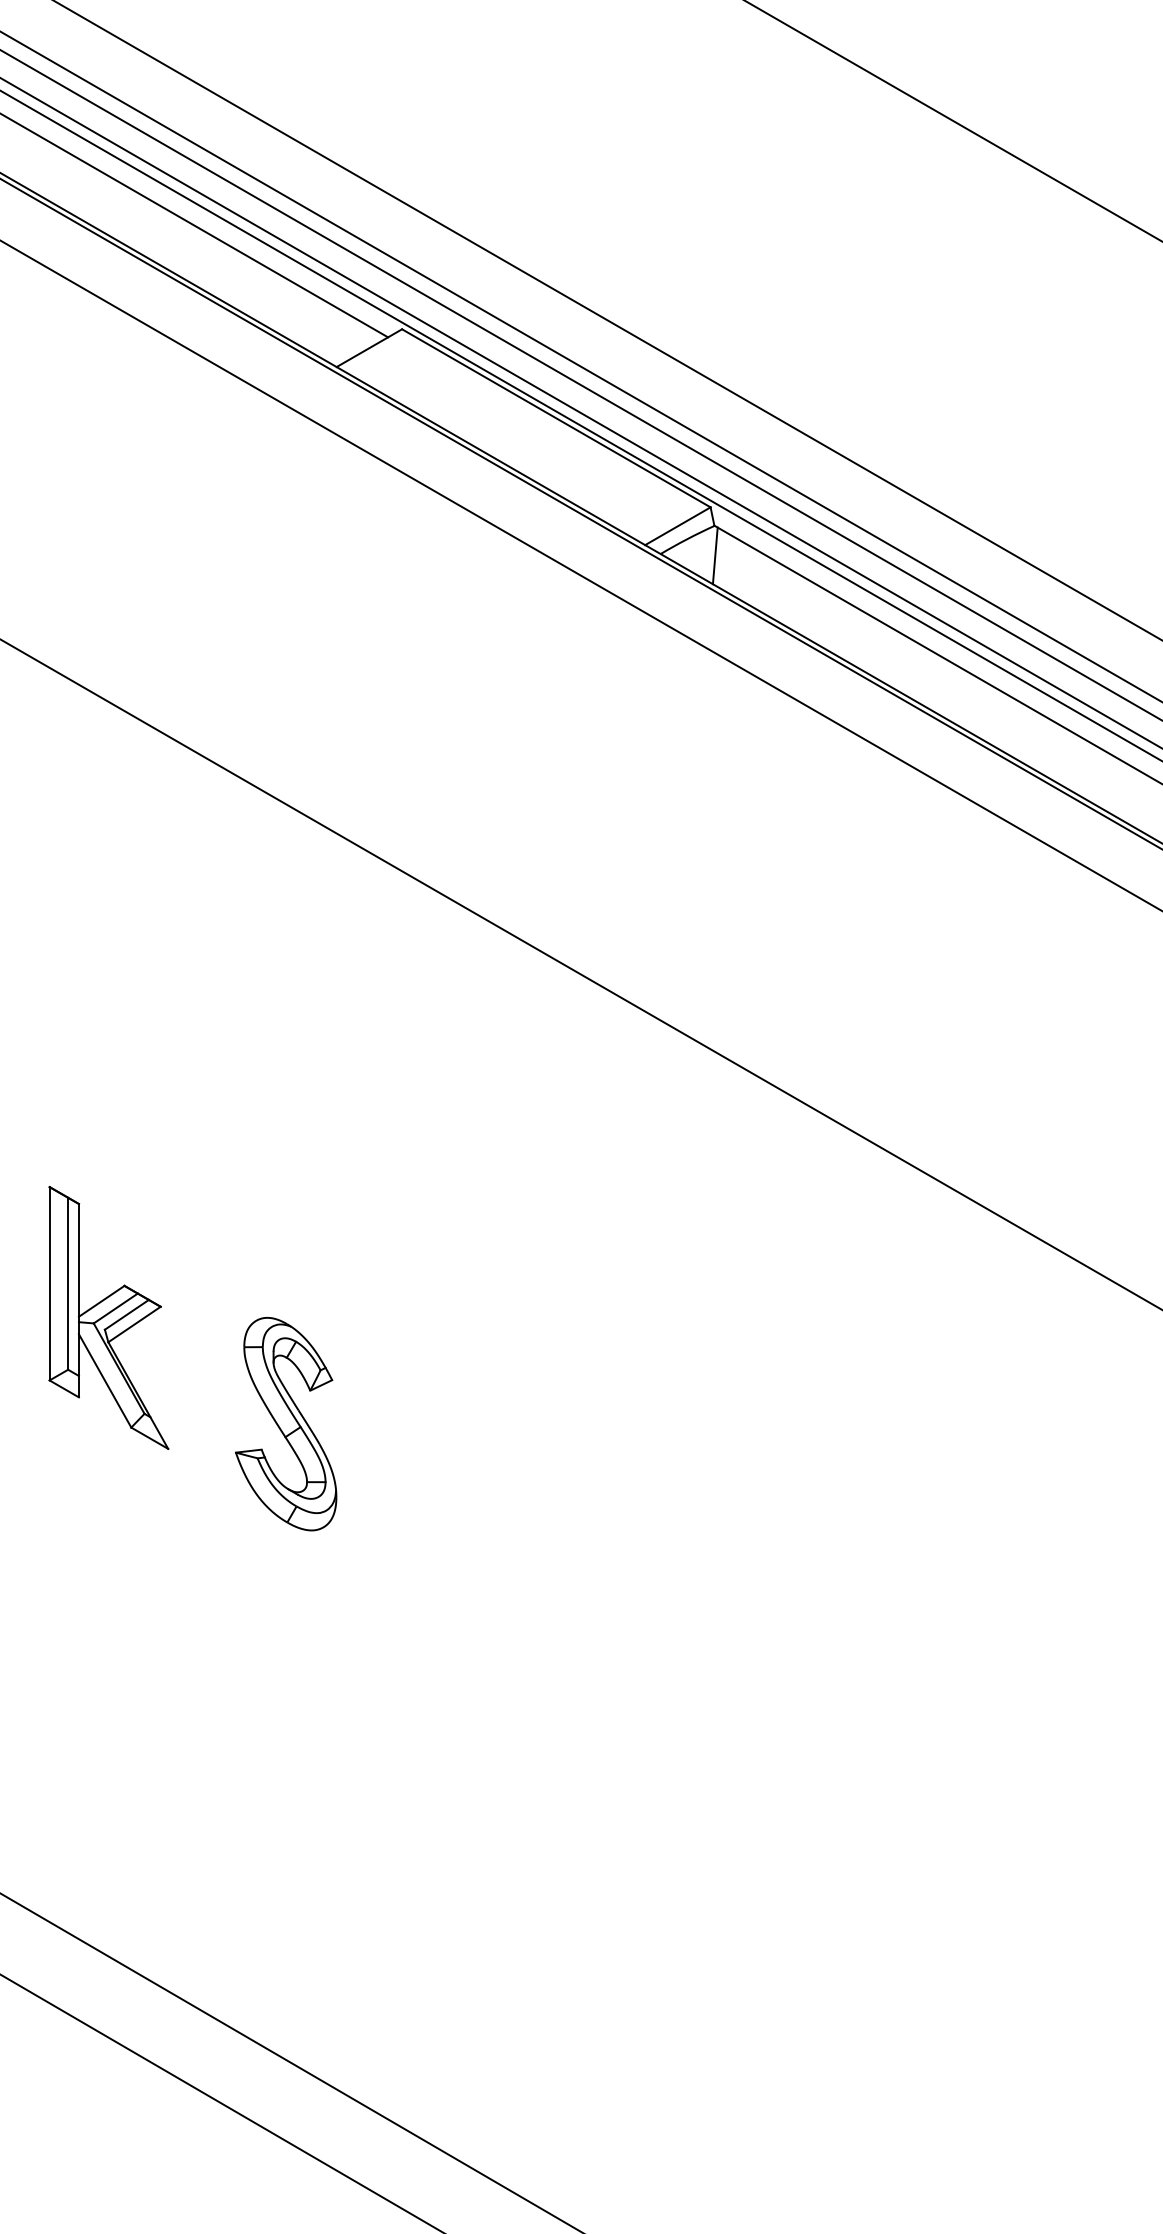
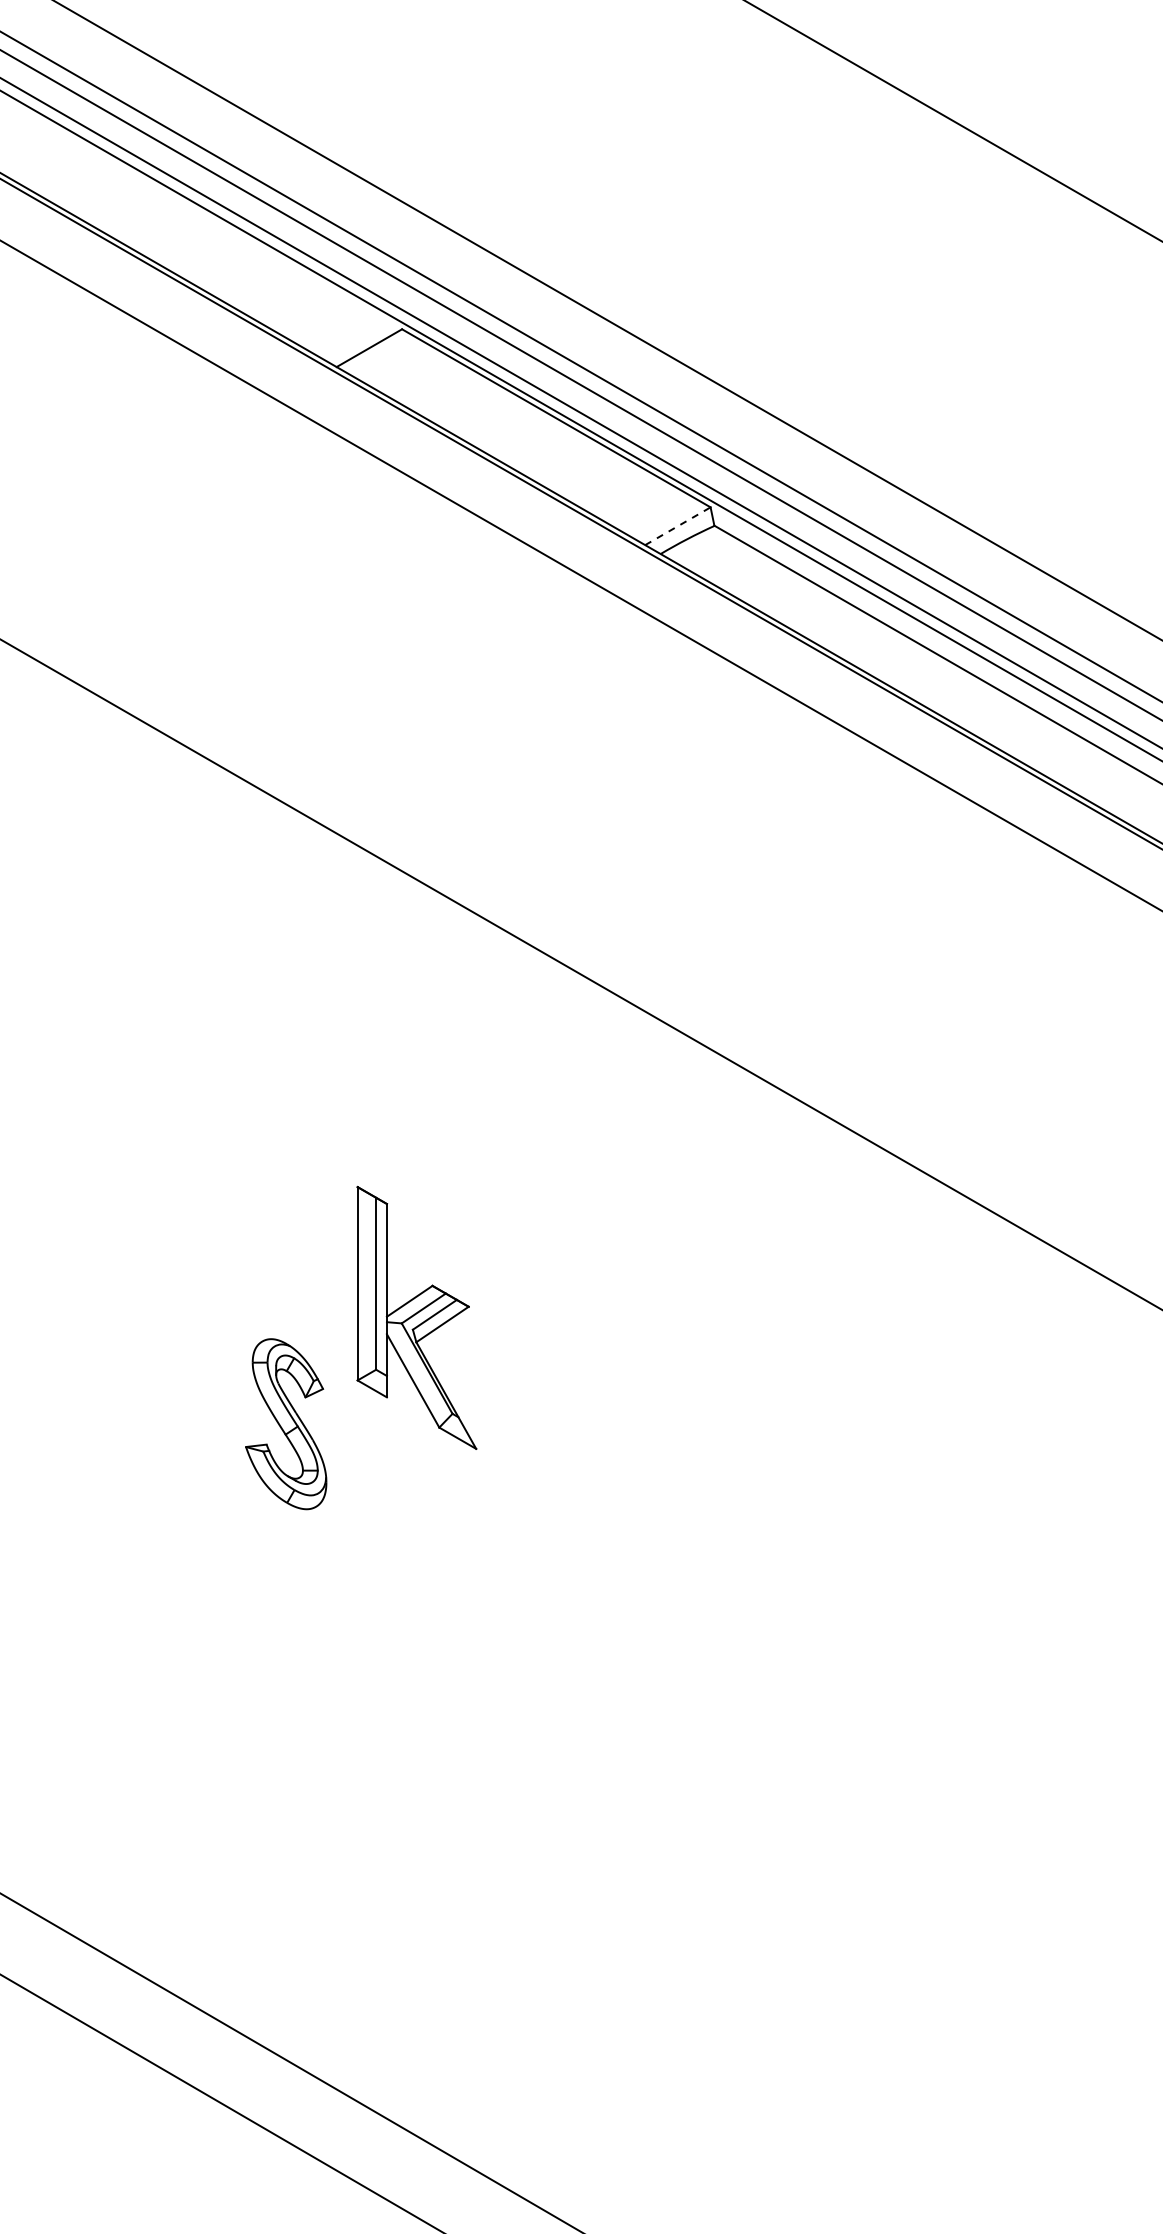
line: present -> none (195, 225)
line: solid -> dashed (677, 526)
line: present -> none (714, 555)
part position: (108, 1317) -> (416, 1317) (416, 1317)
part size: 103x215 px -> 83x173 px (286, 1424)
